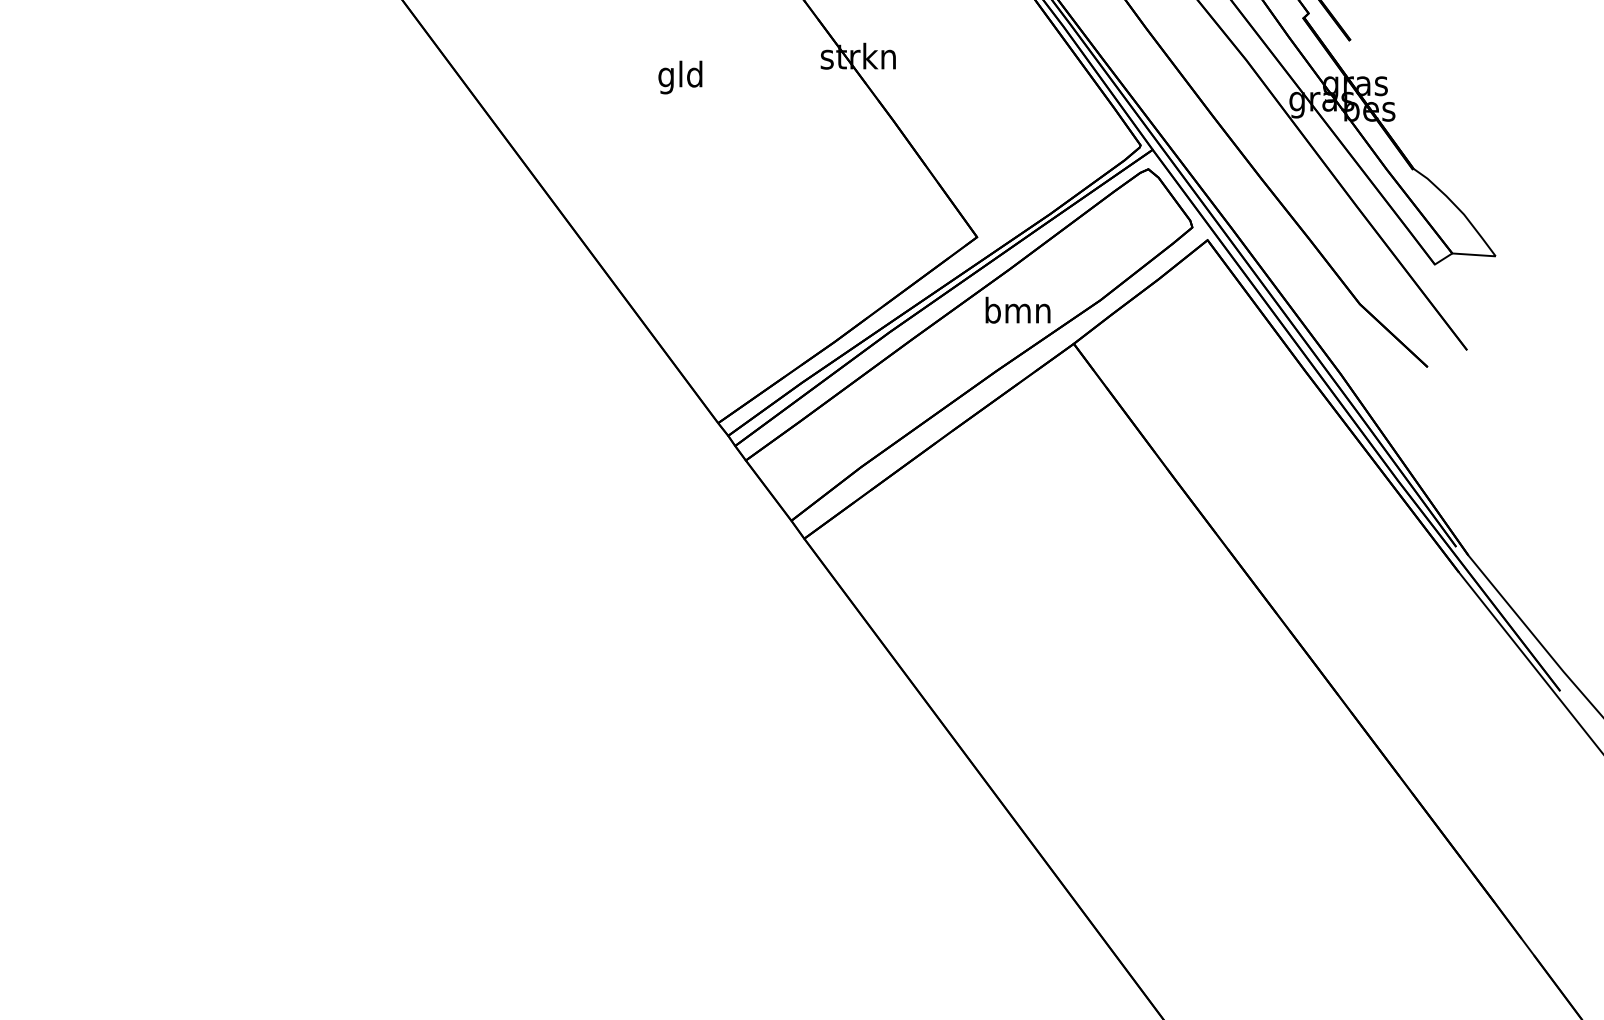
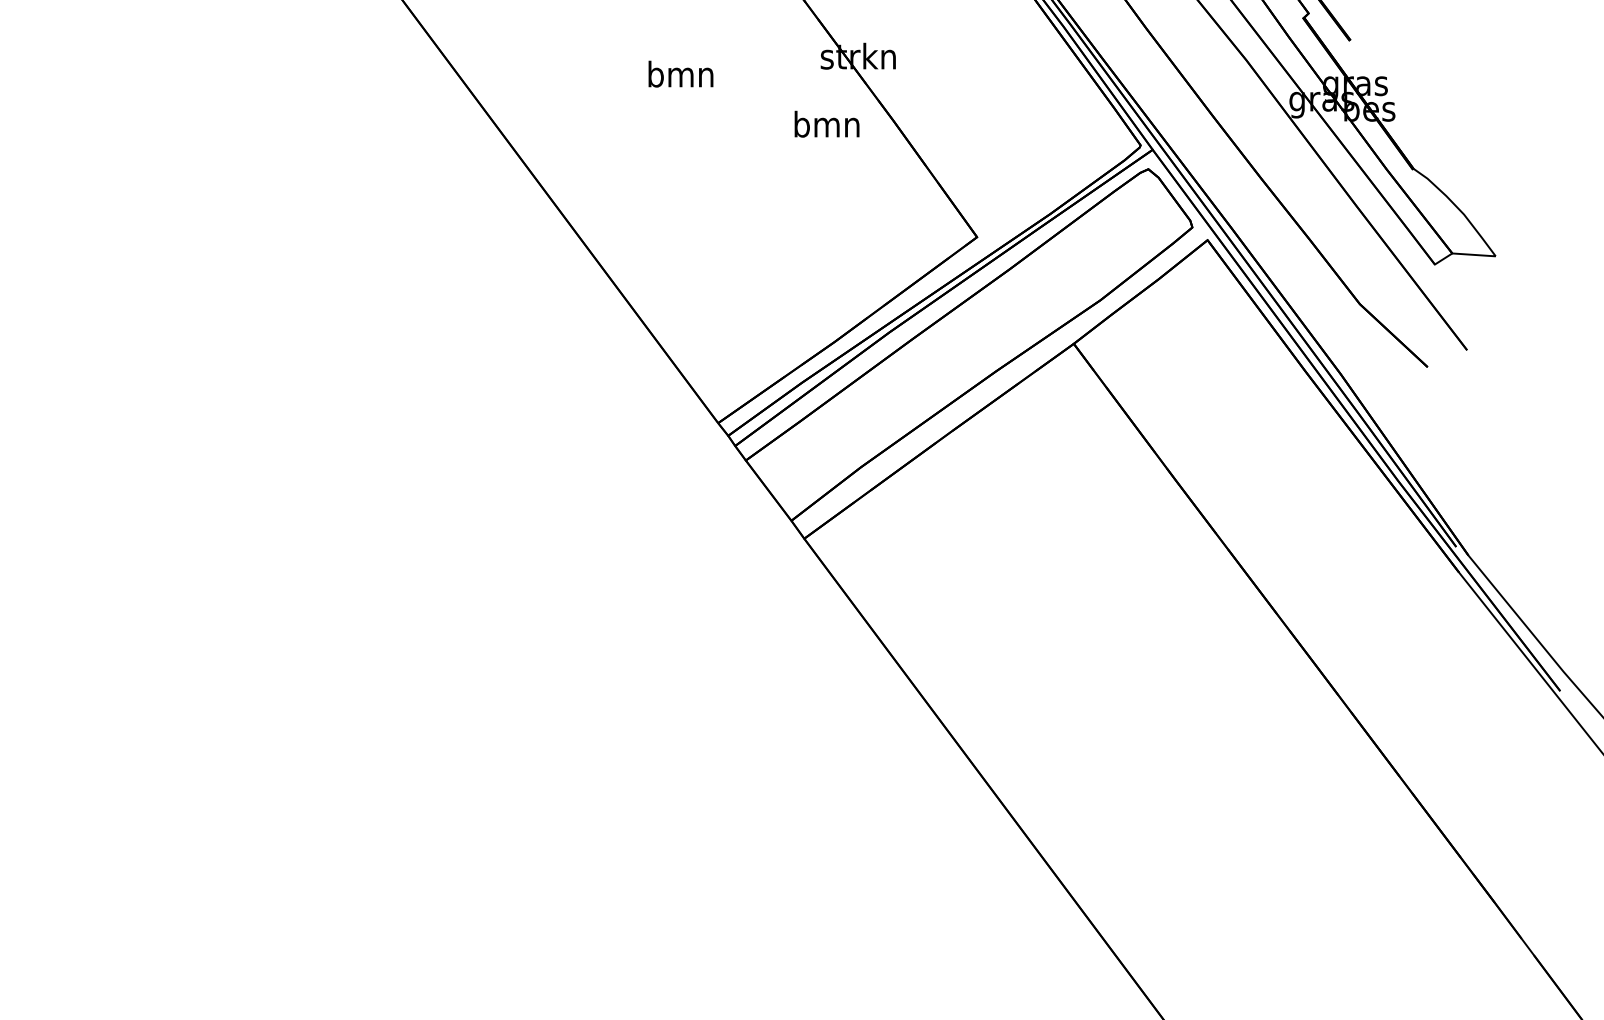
text: gld -> bmn (680, 77)
text position: (1017, 309) -> (826, 123) (826, 123)
